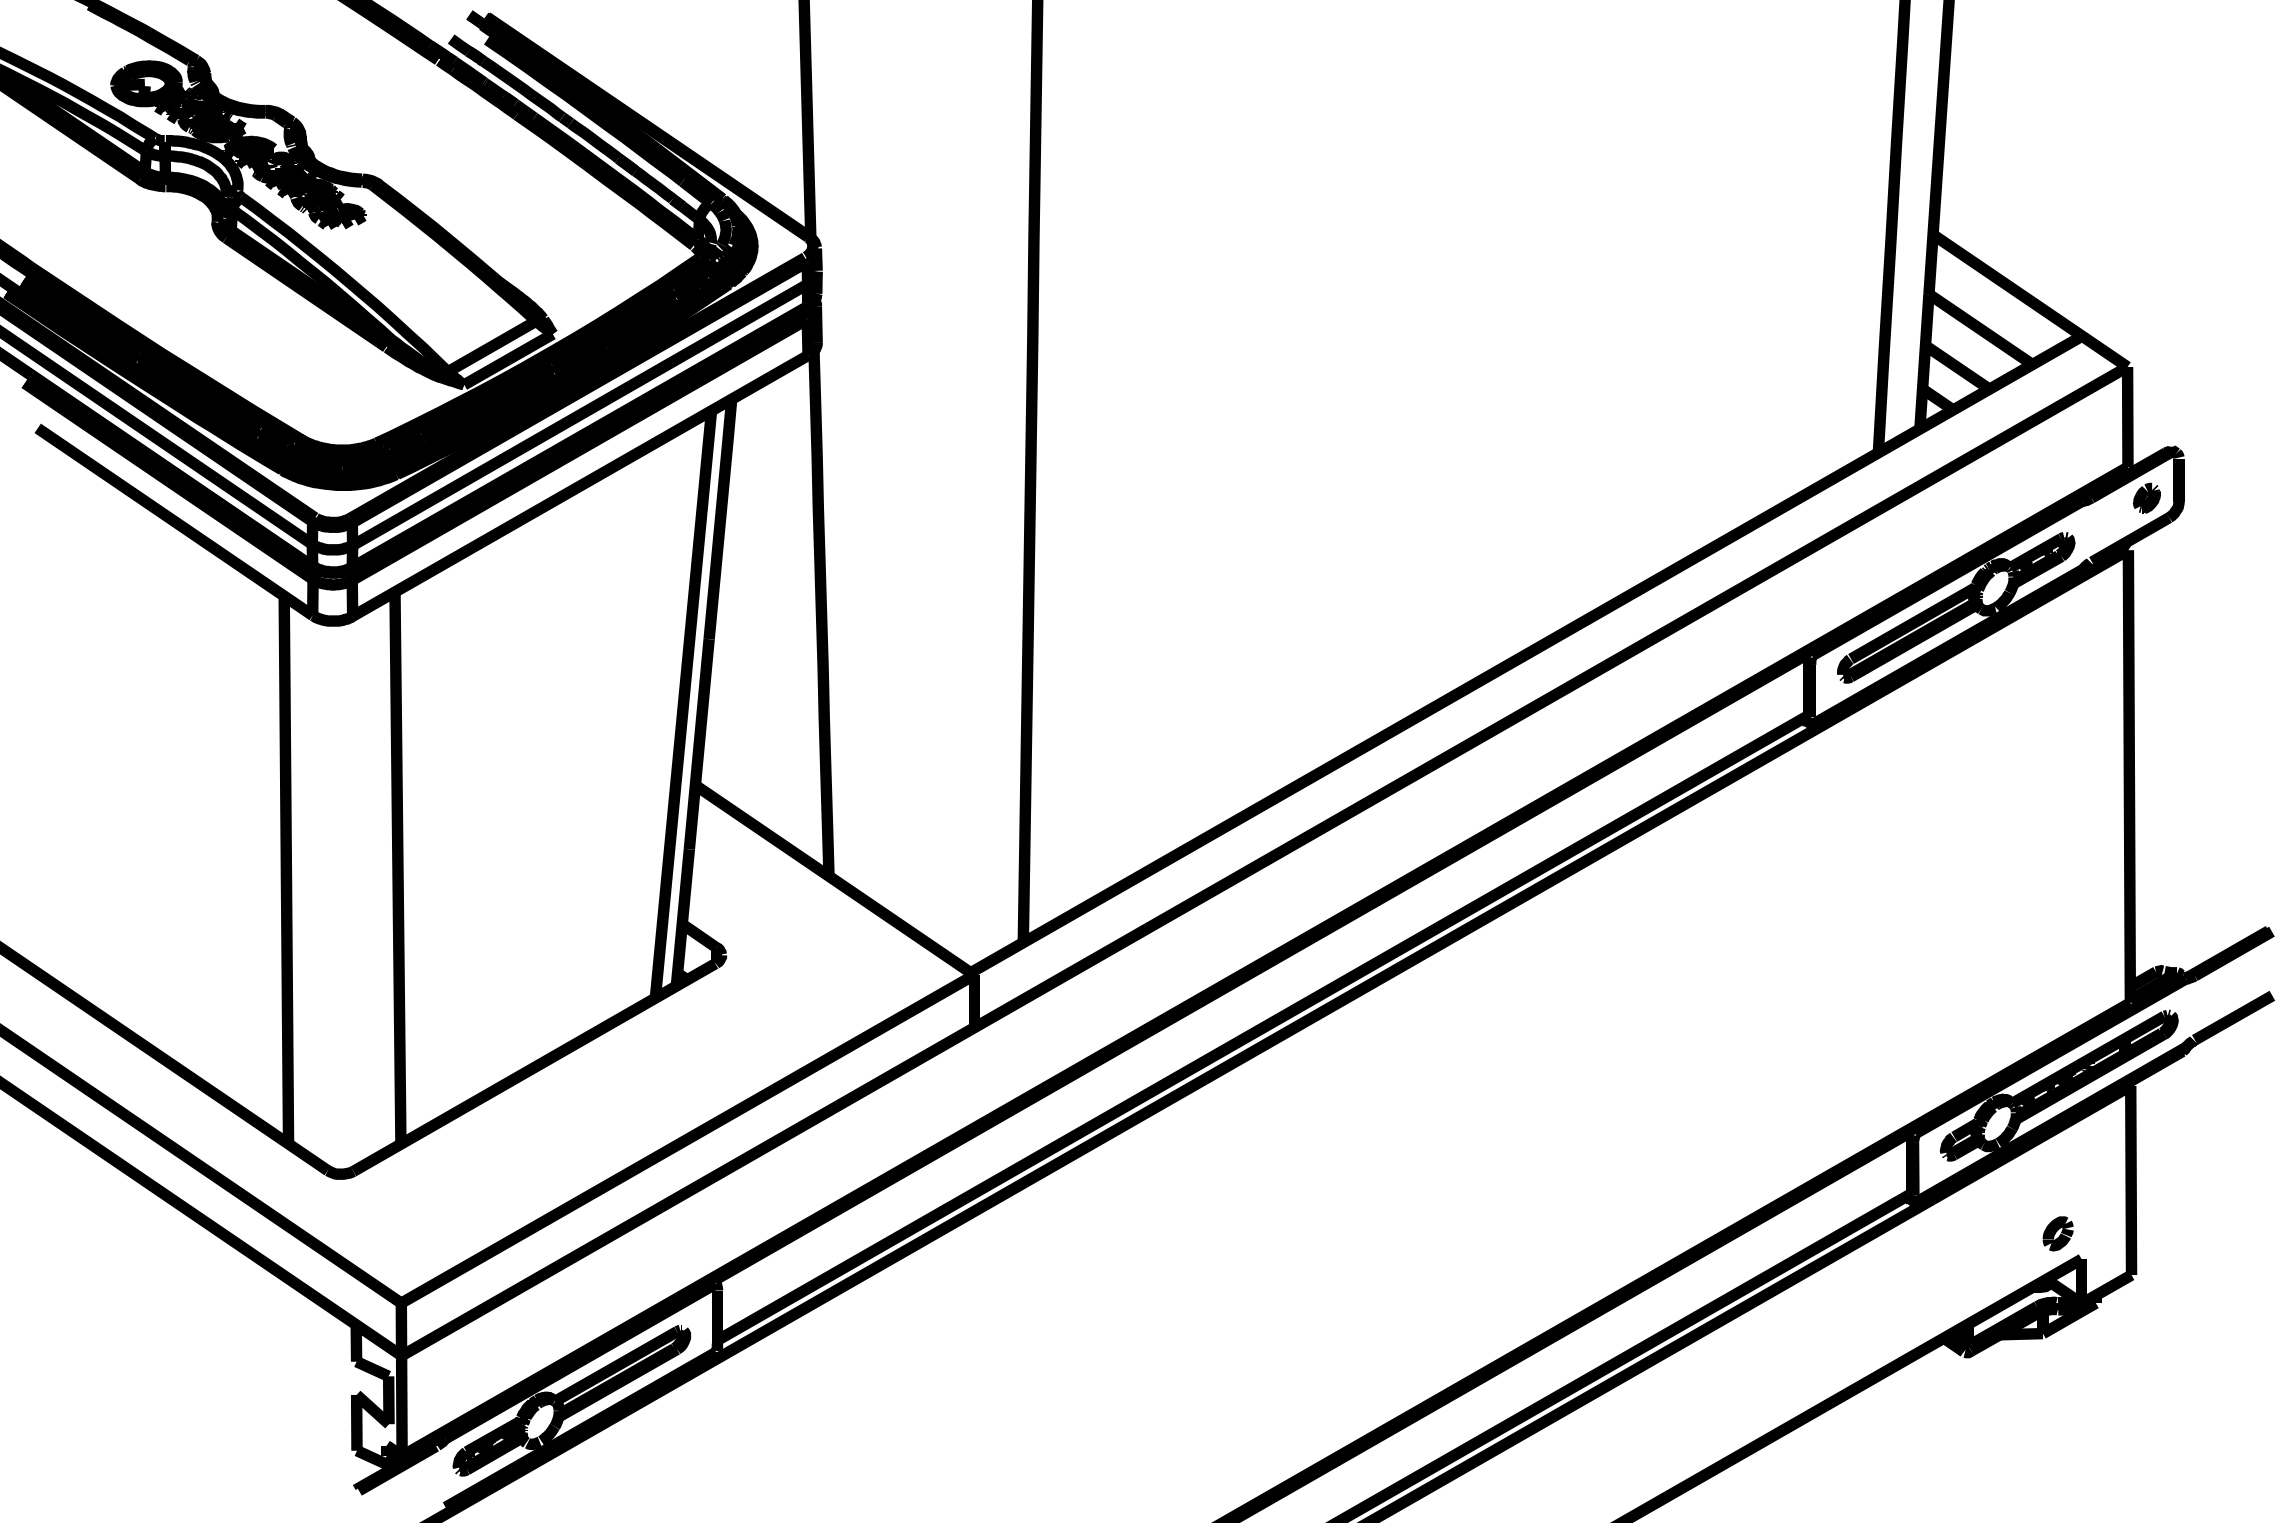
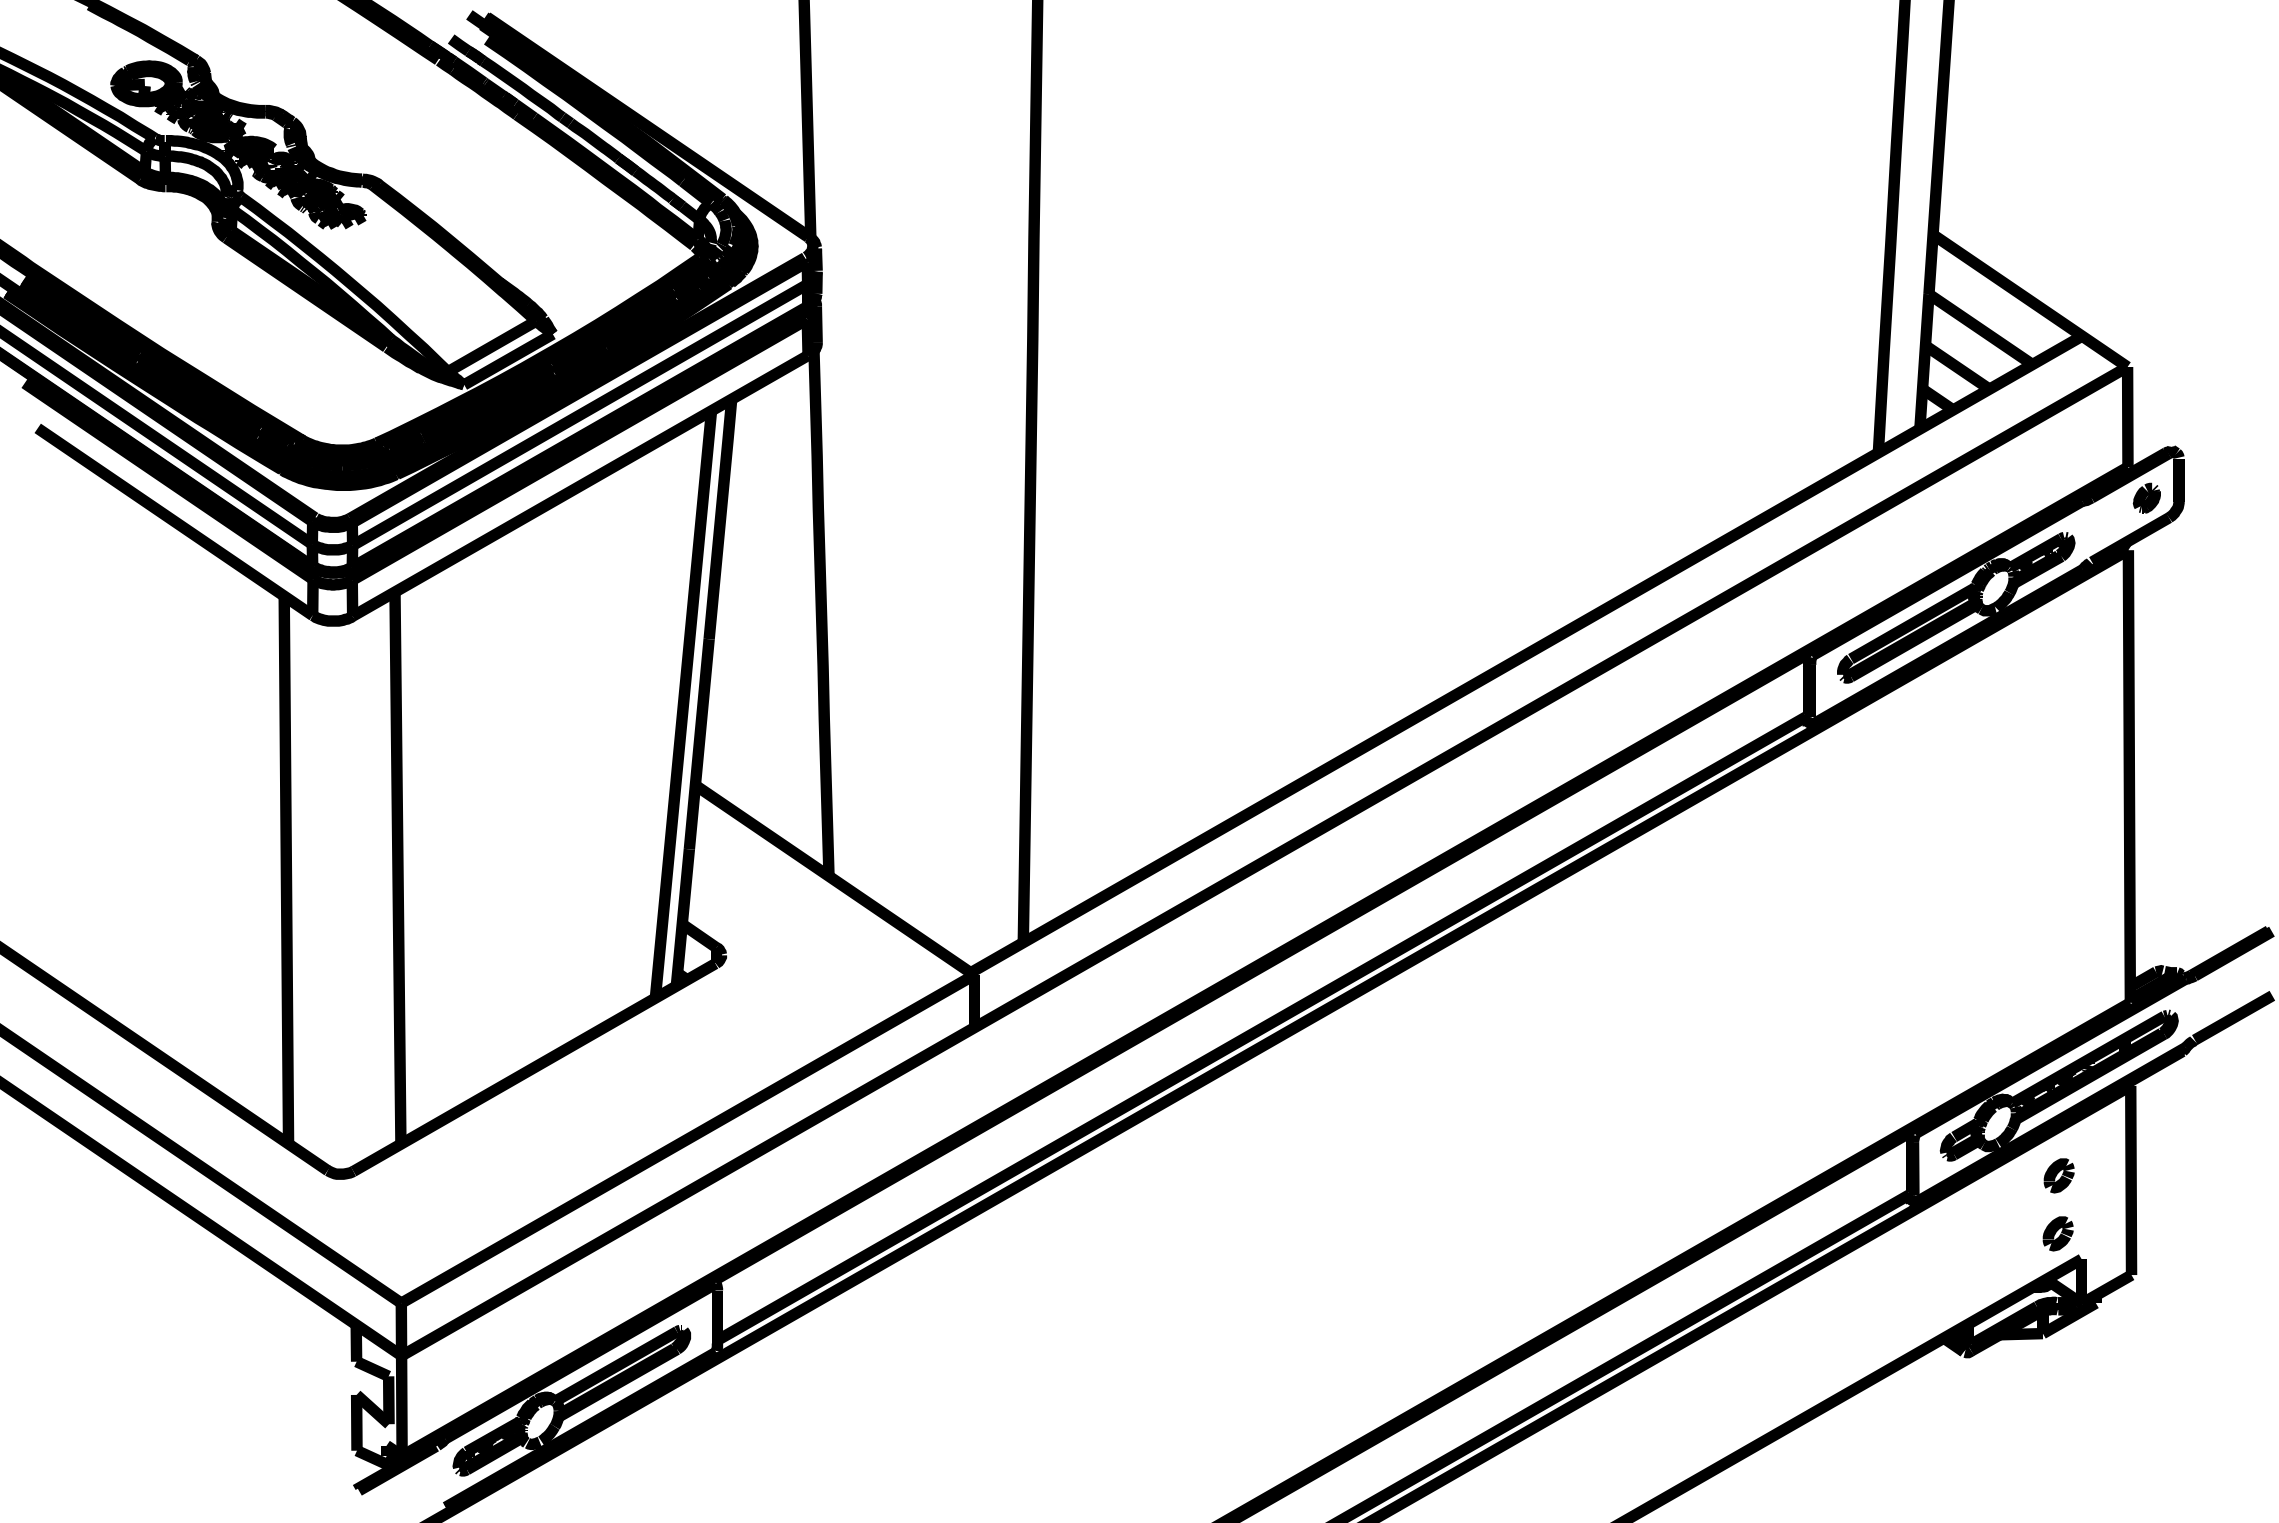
part: none -> present (2058, 1175)
